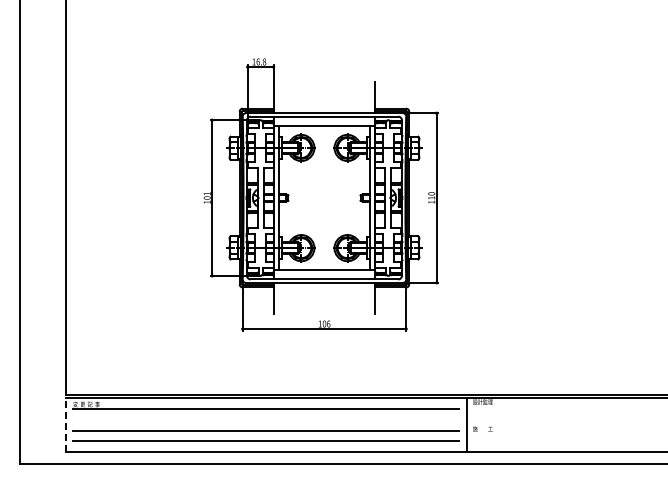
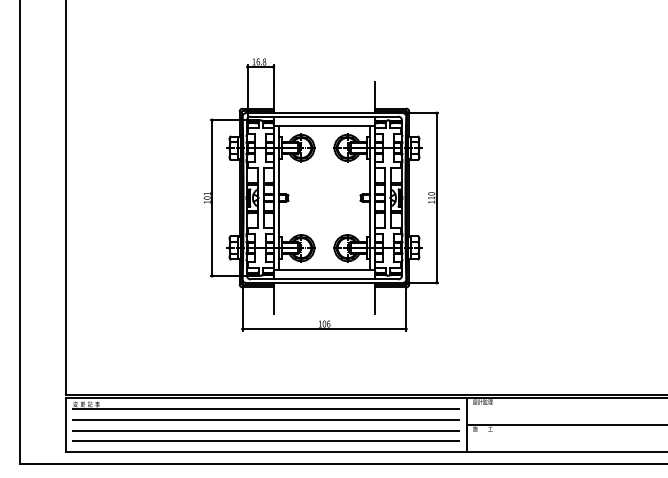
line: none -> present (265, 419)
line: dashed -> solid (66, 425)
line: none -> present (566, 425)
